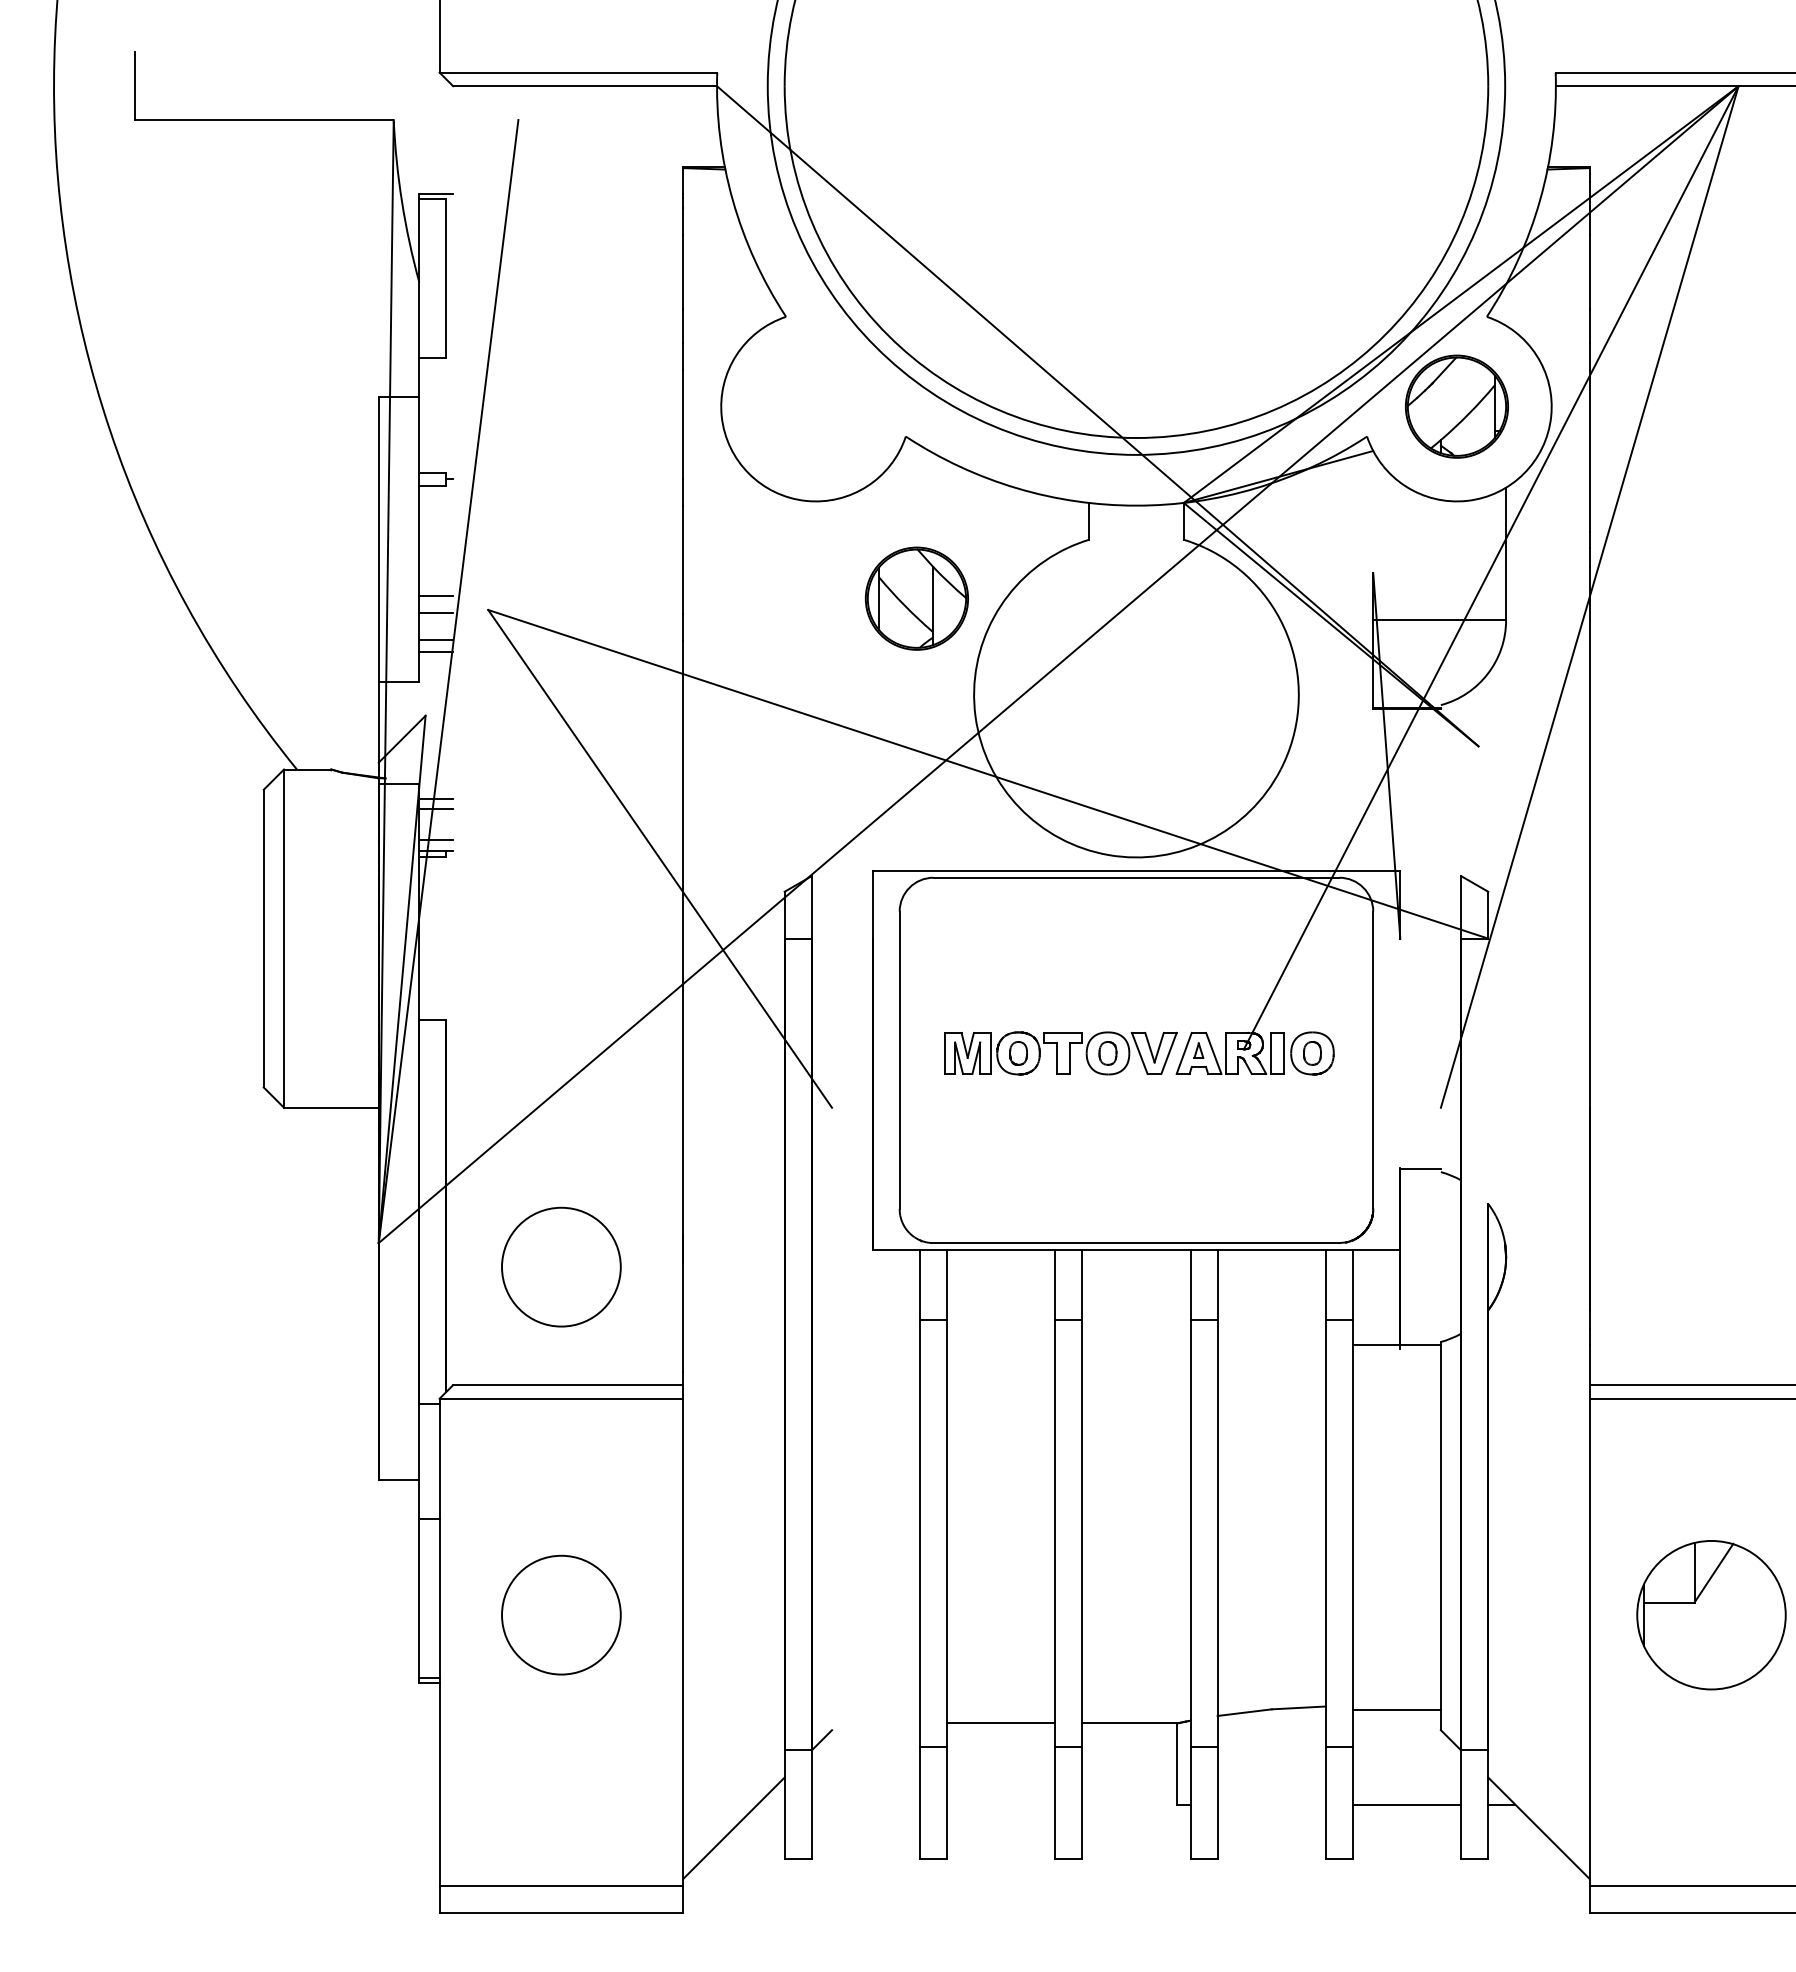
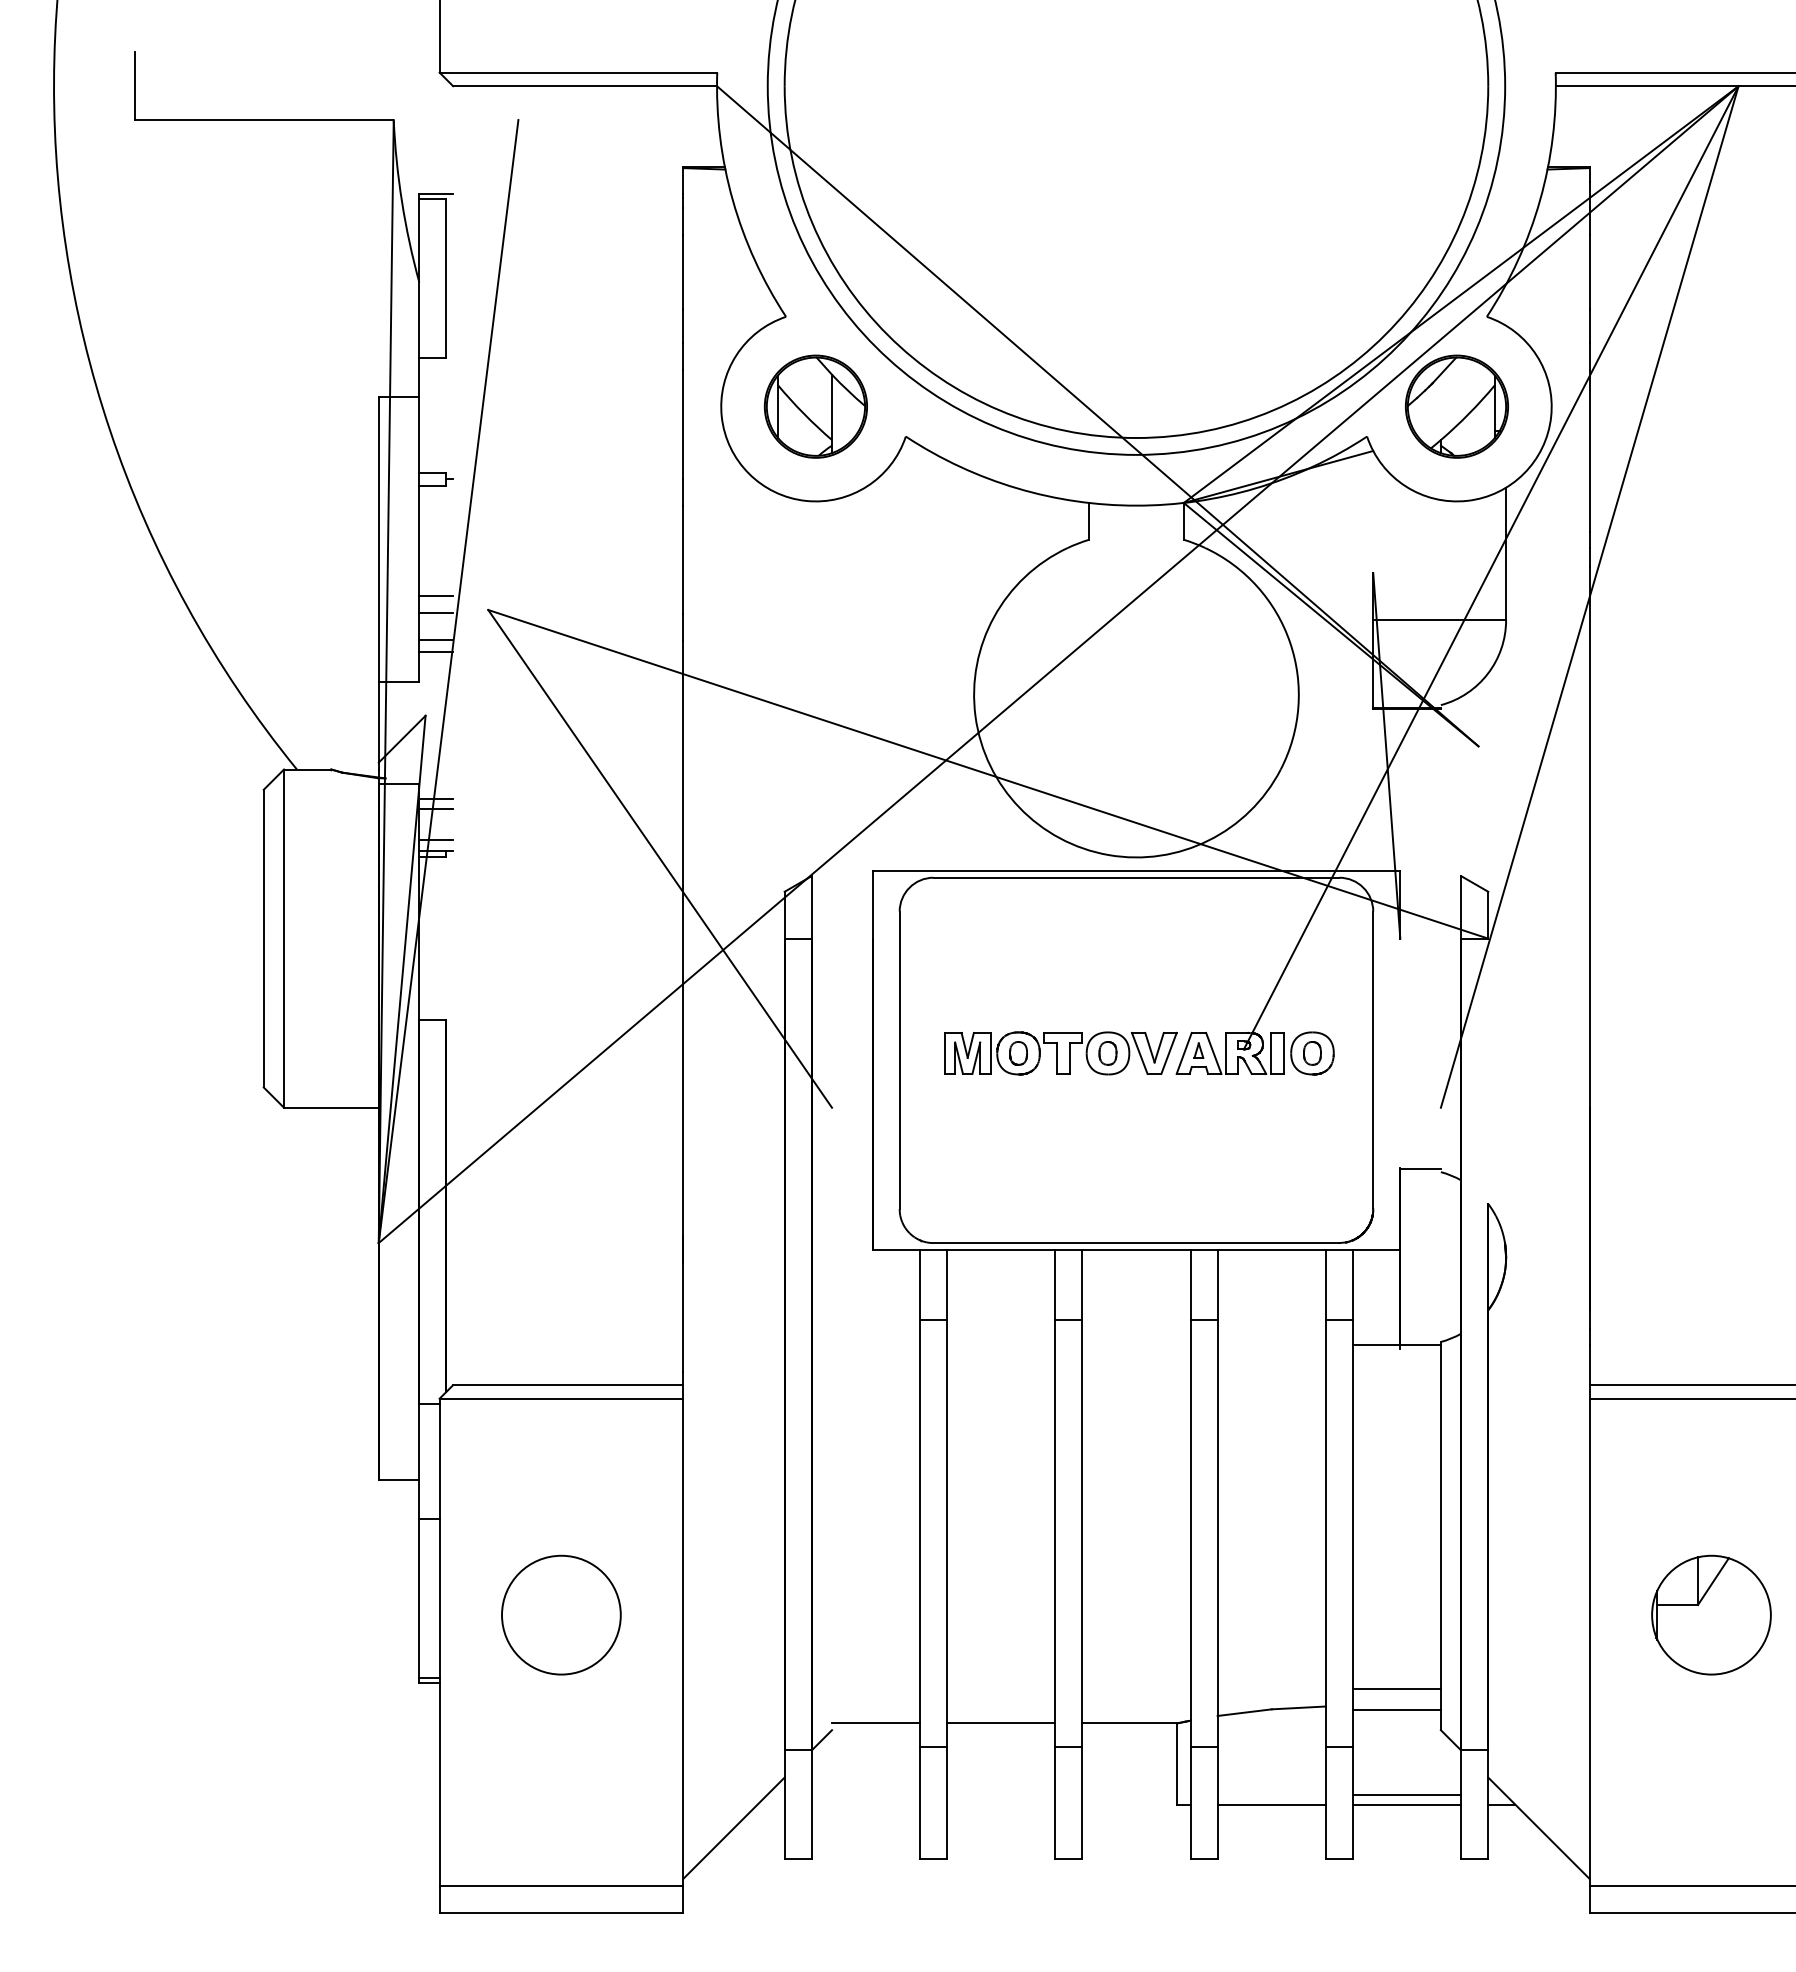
part position: (916, 598) -> (815, 406) (815, 406)
circle: present -> none (561, 1266)
part size: 151x151 px -> 121x122 px (1711, 1614)
line: none -> present (1396, 1689)
line: none -> present (875, 1723)
line: none -> present (1406, 1795)
line: none -> present (1271, 1804)
